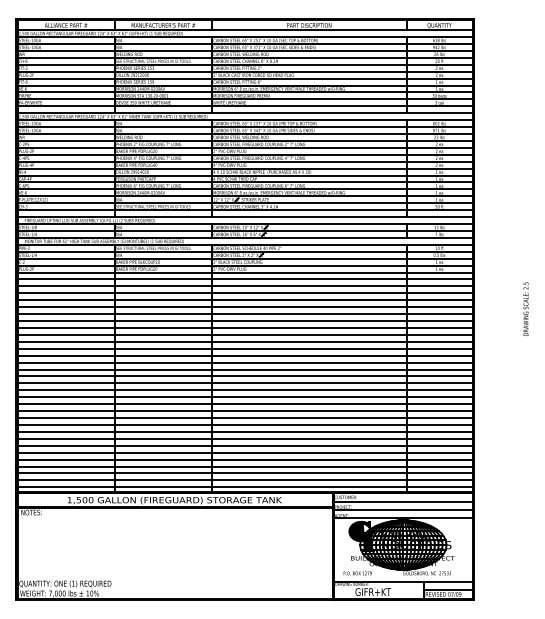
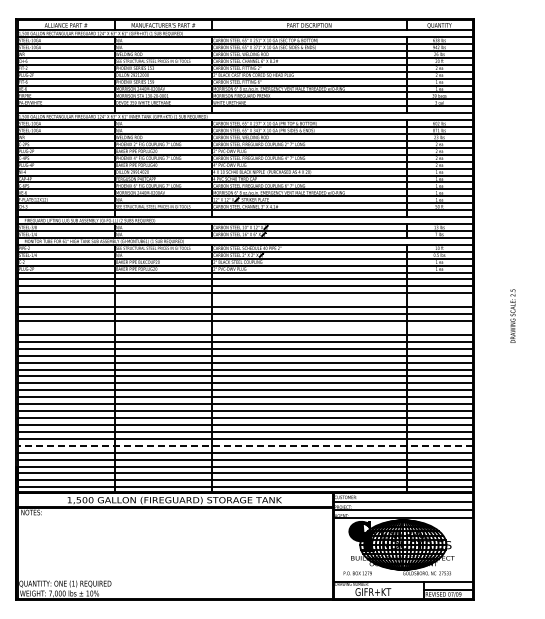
line: present -> none (244, 300)
text position: (525, 308) -> (512, 315) (512, 315)
line: present -> none (244, 327)
line: solid -> dashed (244, 445)
